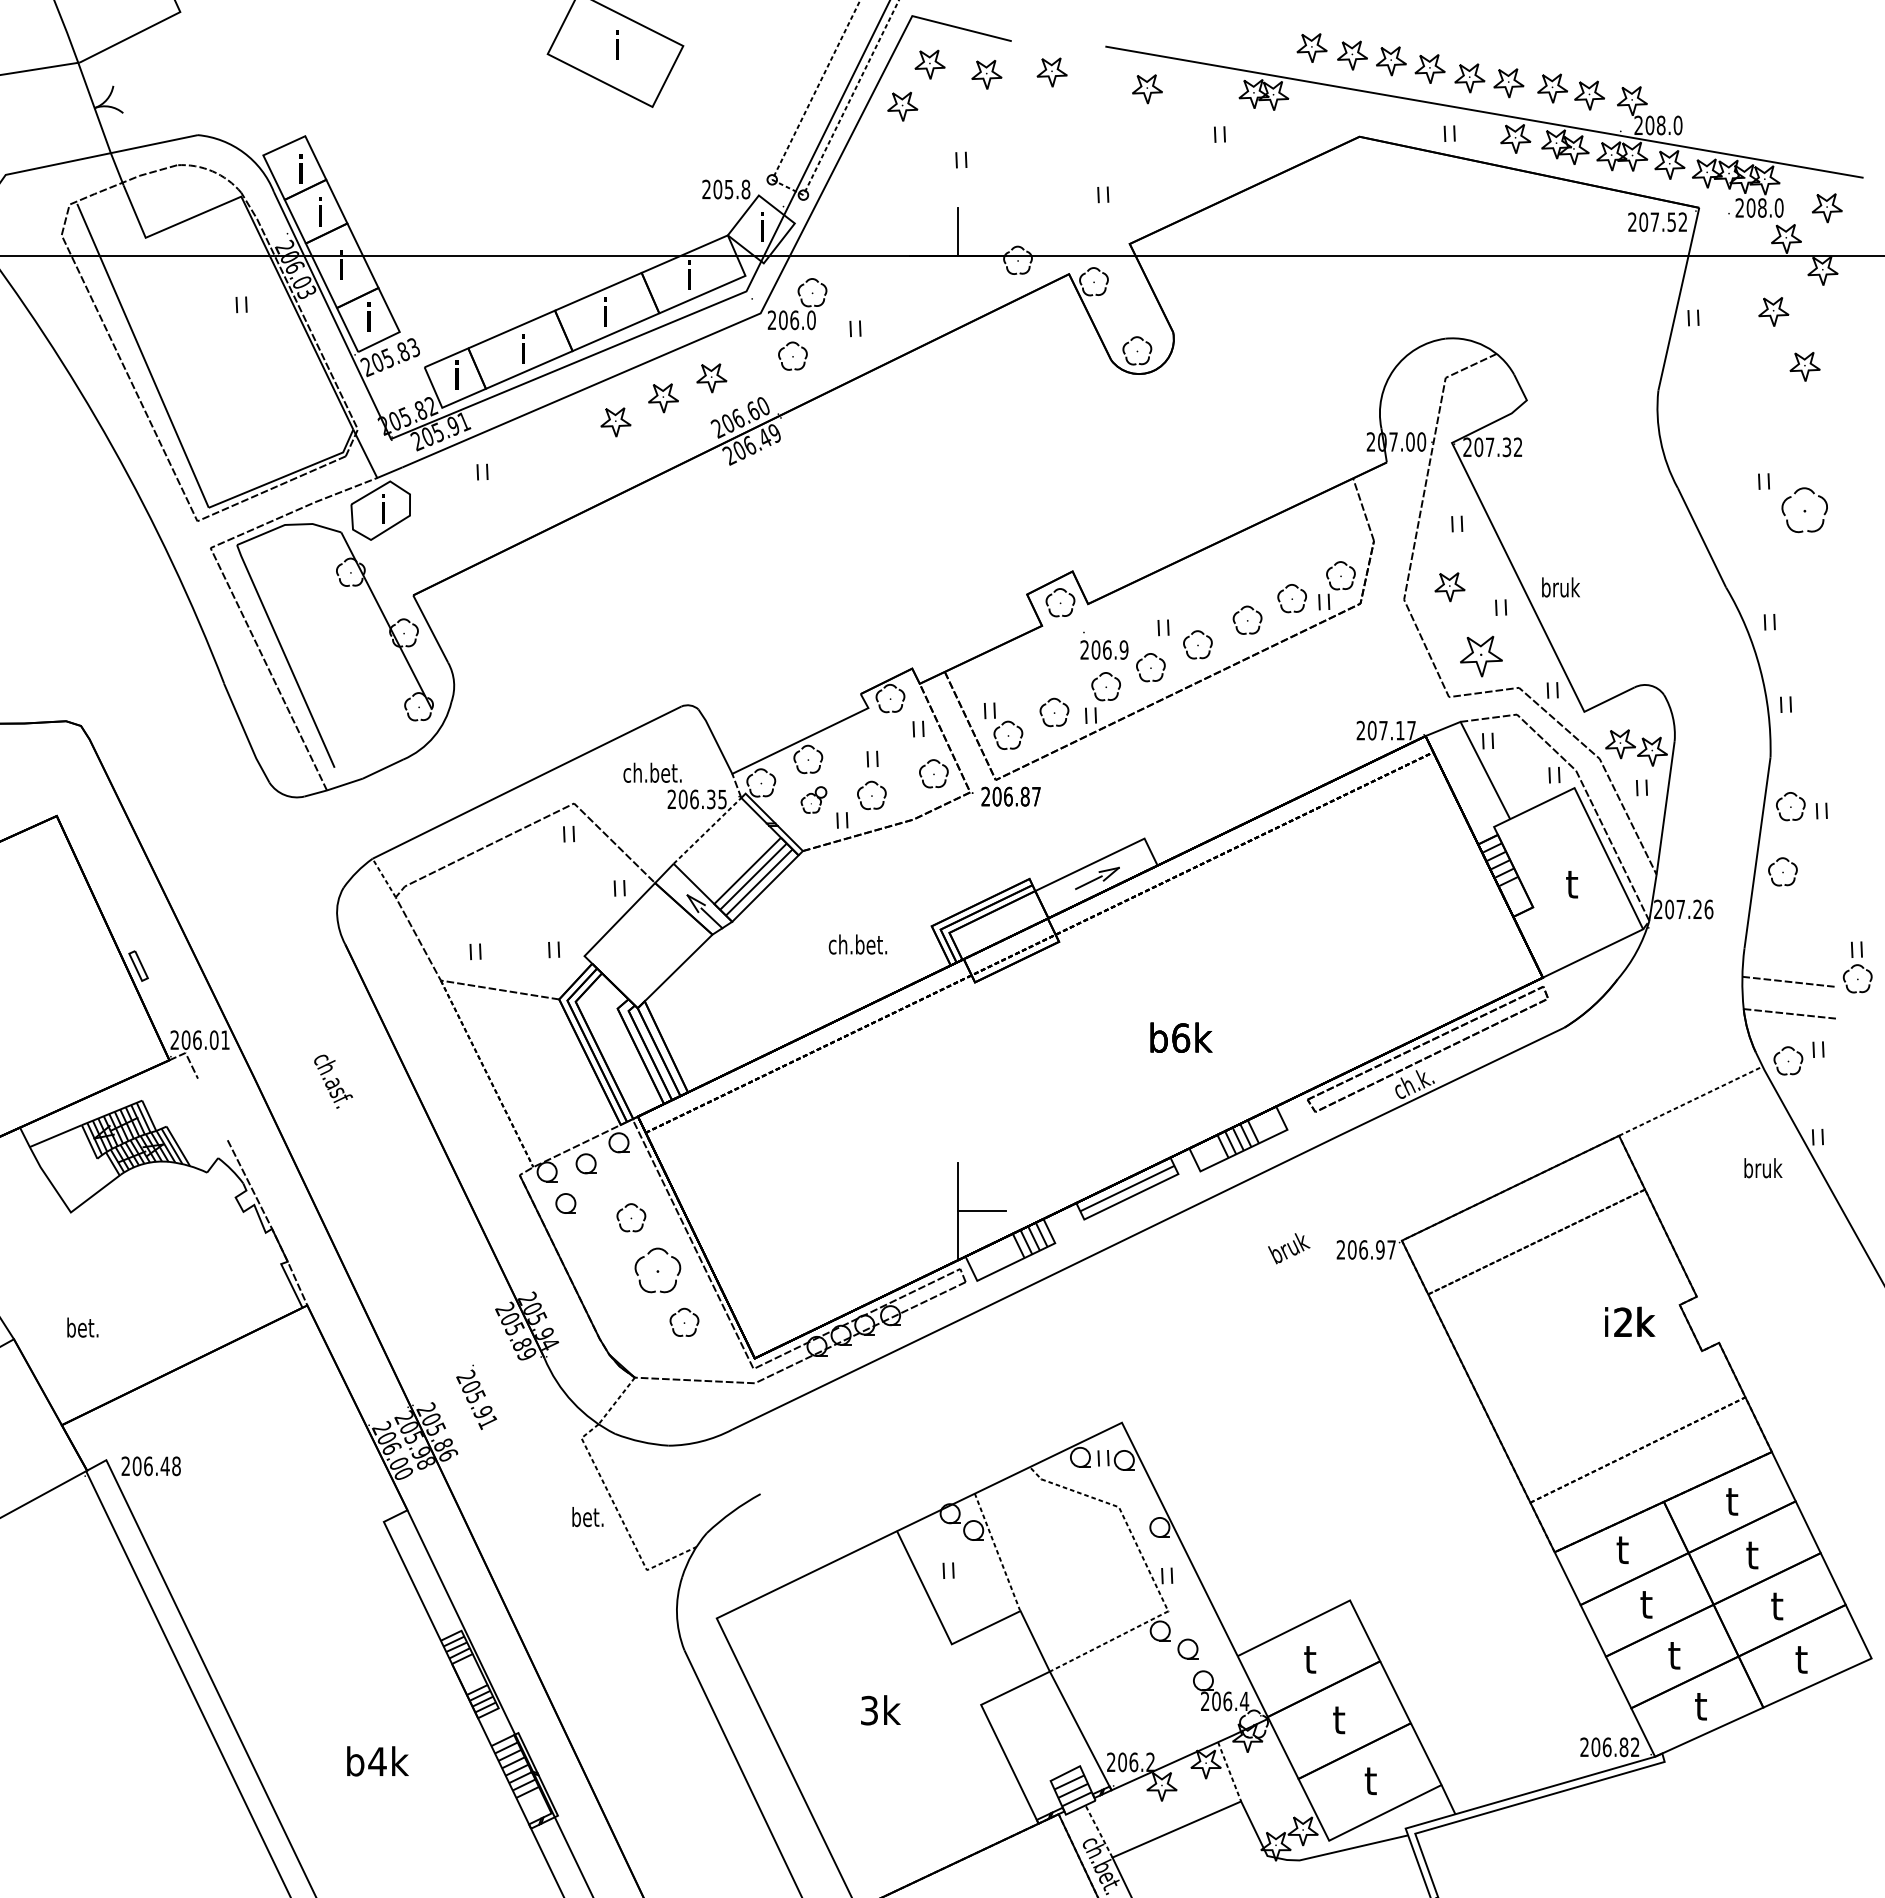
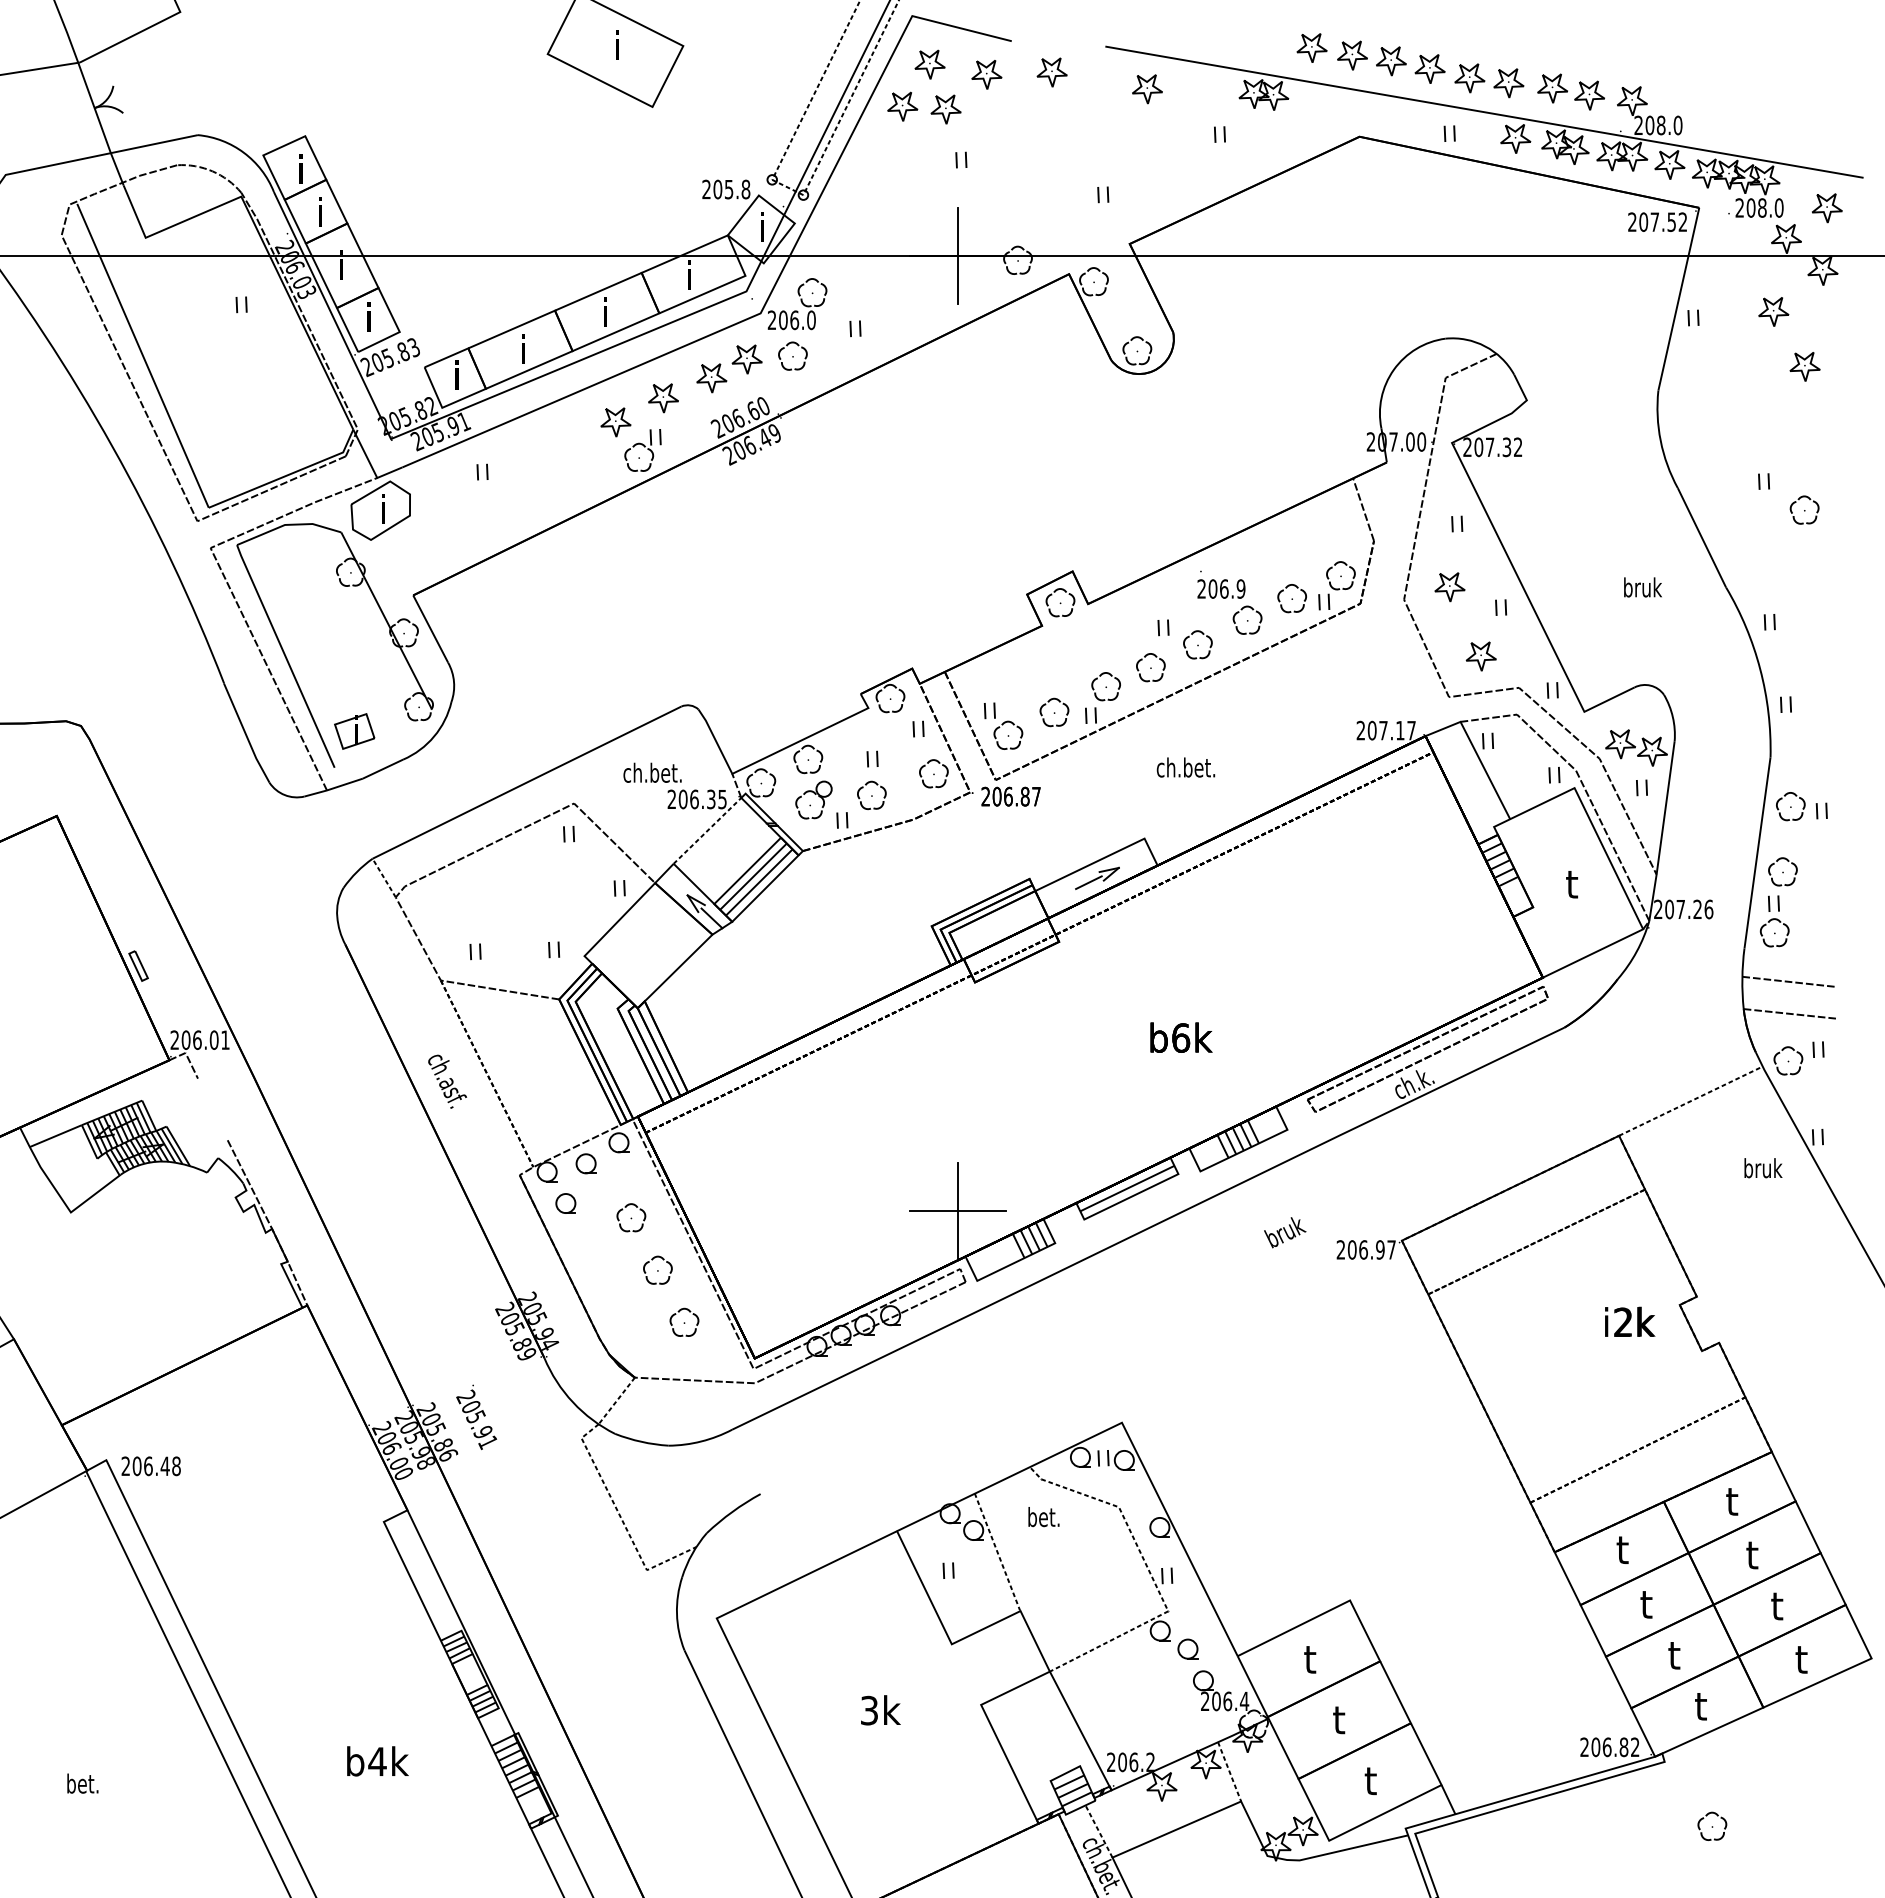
part: none -> present (945, 109)
line: none -> present (958, 279)
part: none -> present (746, 359)
part: none -> present (642, 450)
part size: 47x47 px -> 31x30 px (1804, 509)
text position: (1560, 587) -> (1642, 587) (1642, 587)
text position: (1104, 645) -> (1221, 584) (1221, 584)
part size: 43x43 px -> 32x31 px (1480, 656)
part: none -> present (354, 731)
part size: 28x28 px -> 38x40 px (813, 799)
text position: (857, 944) -> (1185, 767) (1185, 767)
part position: (1857, 967) -> (1774, 921) (1774, 921)
text position: (333, 1081) -> (447, 1081) (447, 1081)
line: none -> present (934, 1211)
text position: (1289, 1248) -> (1285, 1232) (1285, 1232)
part size: 48x47 px -> 30x30 px (657, 1269)
text position: (82, 1327) -> (82, 1783) (82, 1783)
text position: (476, 1396) -> (476, 1416) (476, 1416)
text position: (587, 1517) -> (1043, 1517) (1043, 1517)
part: none -> present (1712, 1825)
